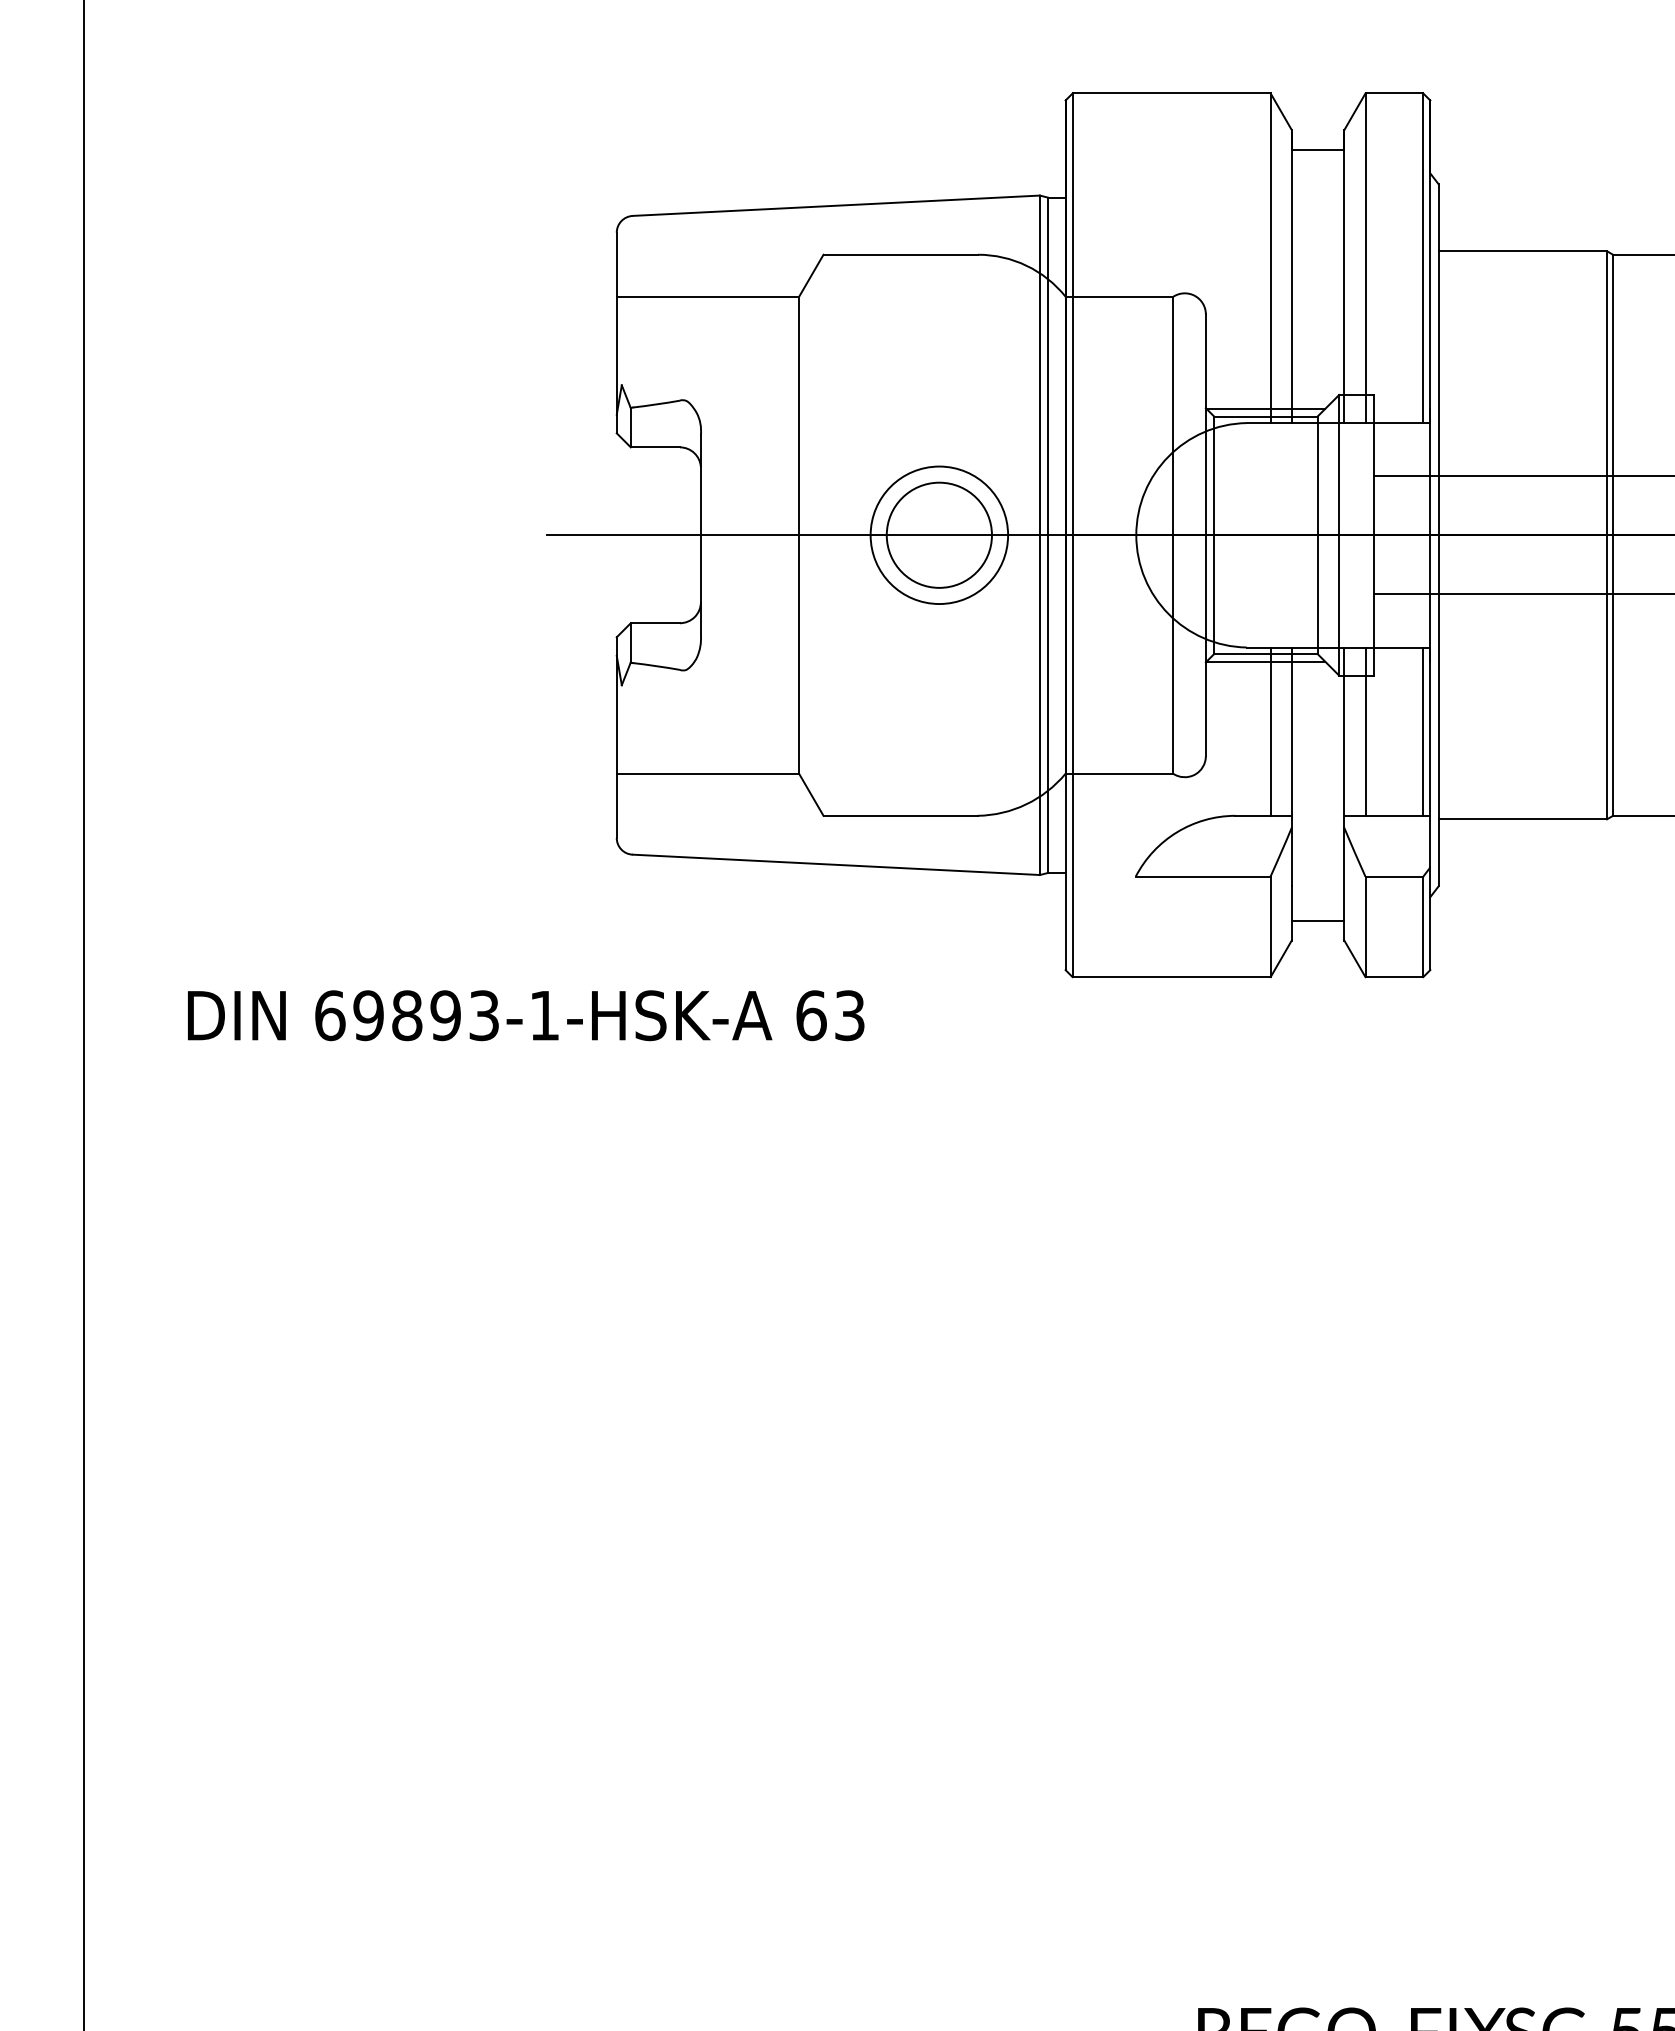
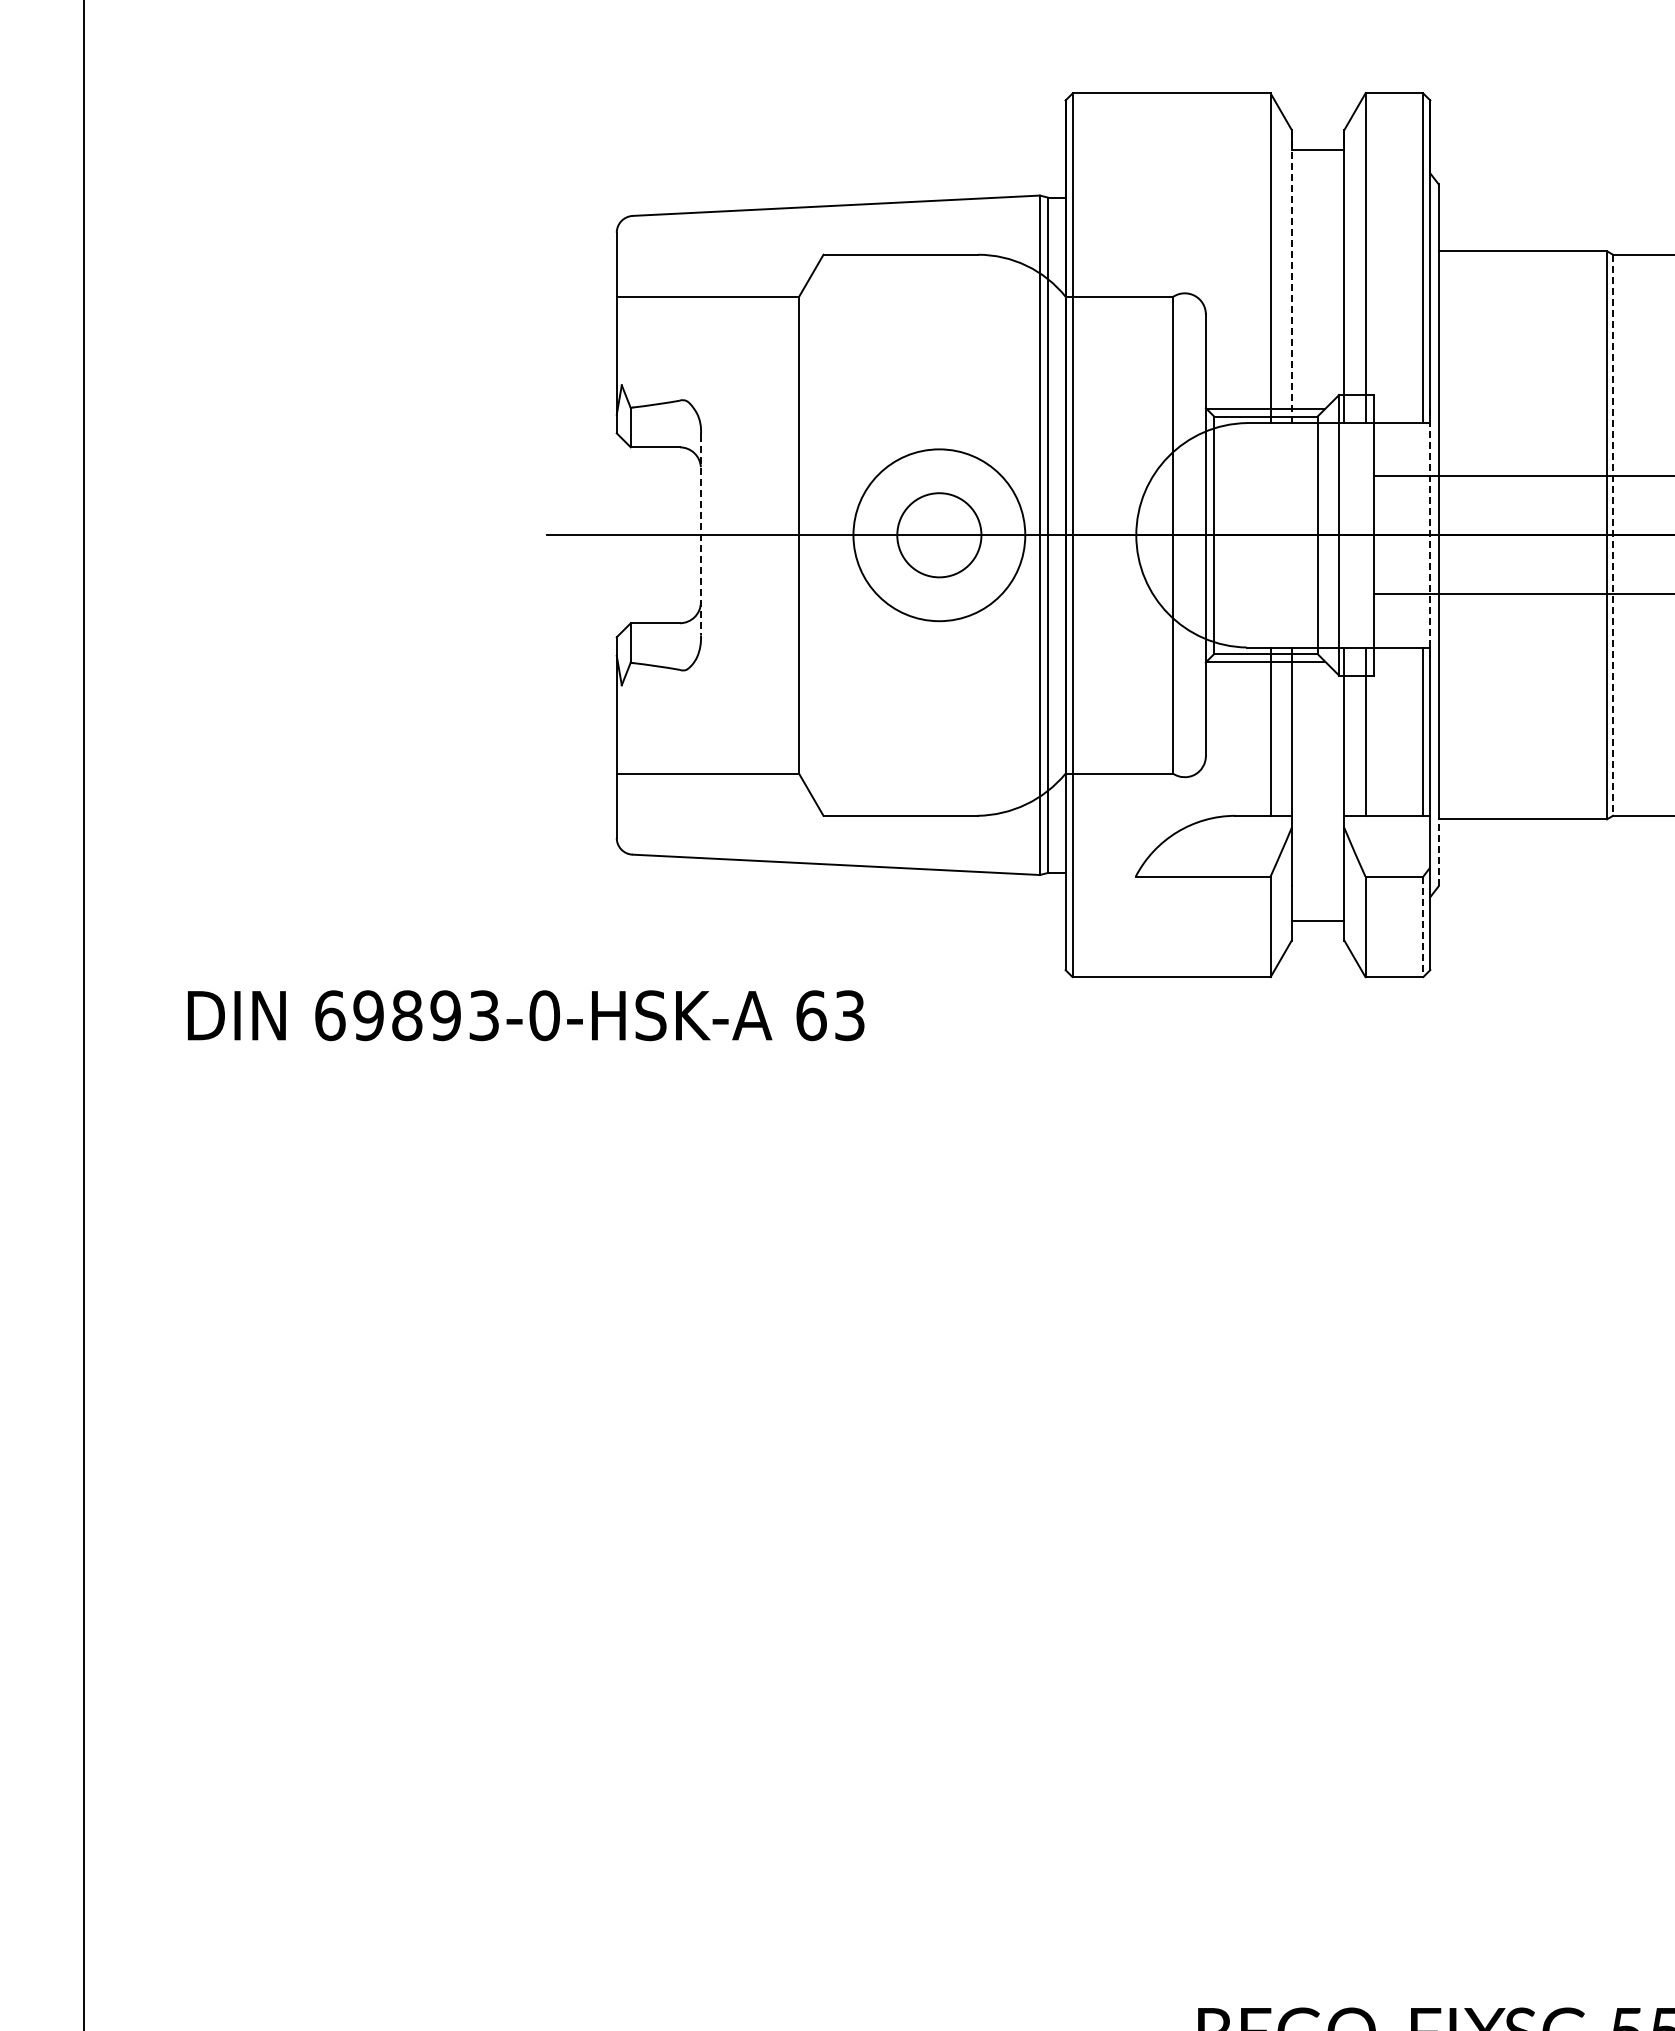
line: solid -> dashed (1291, 276)
circle diameter: 105 px -> 84 px (939, 535)
line: solid -> dashed (700, 535)
circle diameter: 137 px -> 172 px (939, 535)
line: solid -> dashed (1430, 535)
line: solid -> dashed (1613, 535)
line: solid -> dashed (1438, 852)
line: solid -> dashed (1423, 927)
text: 69893-1-HSK-A -> 69893-0-HSK-A (544, 1015)
